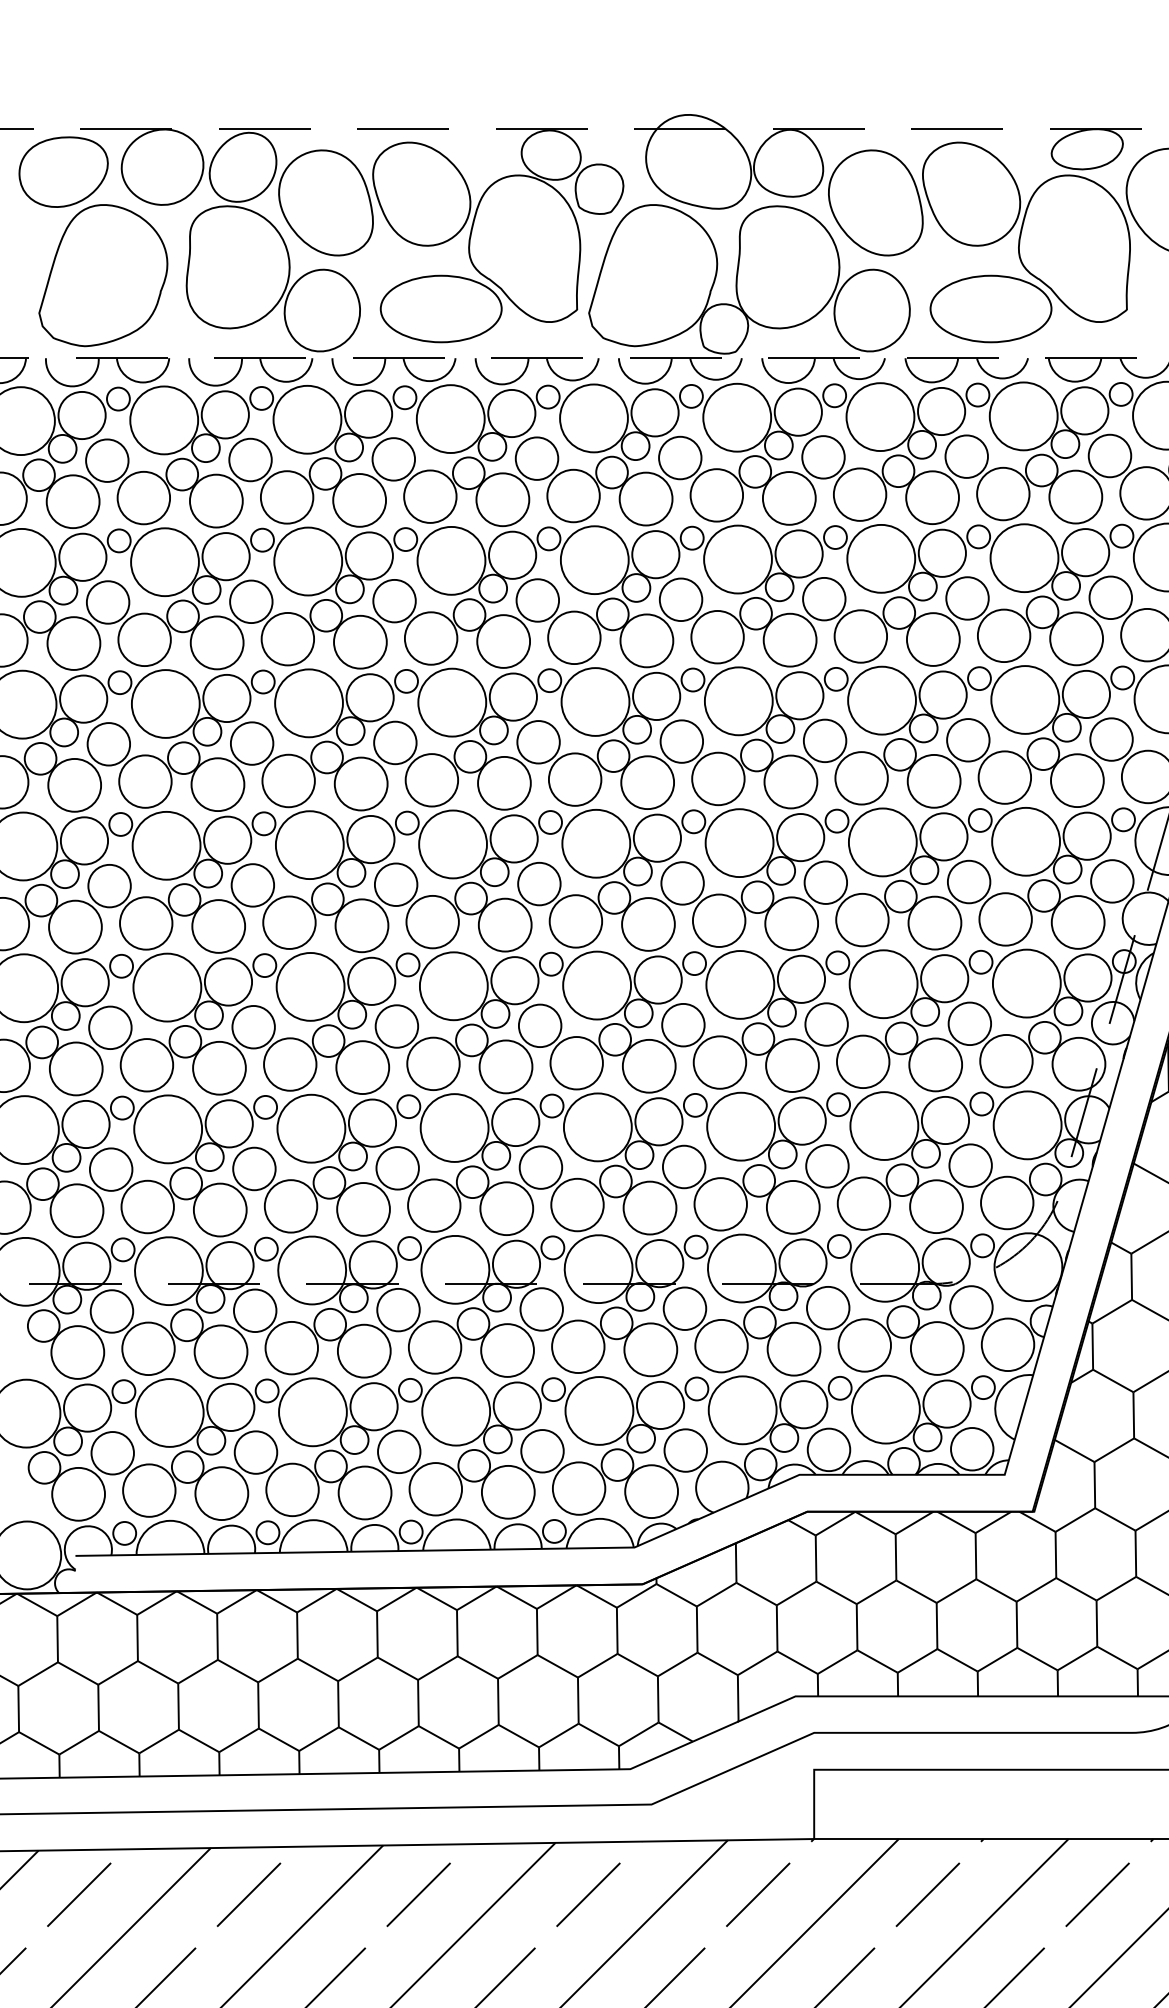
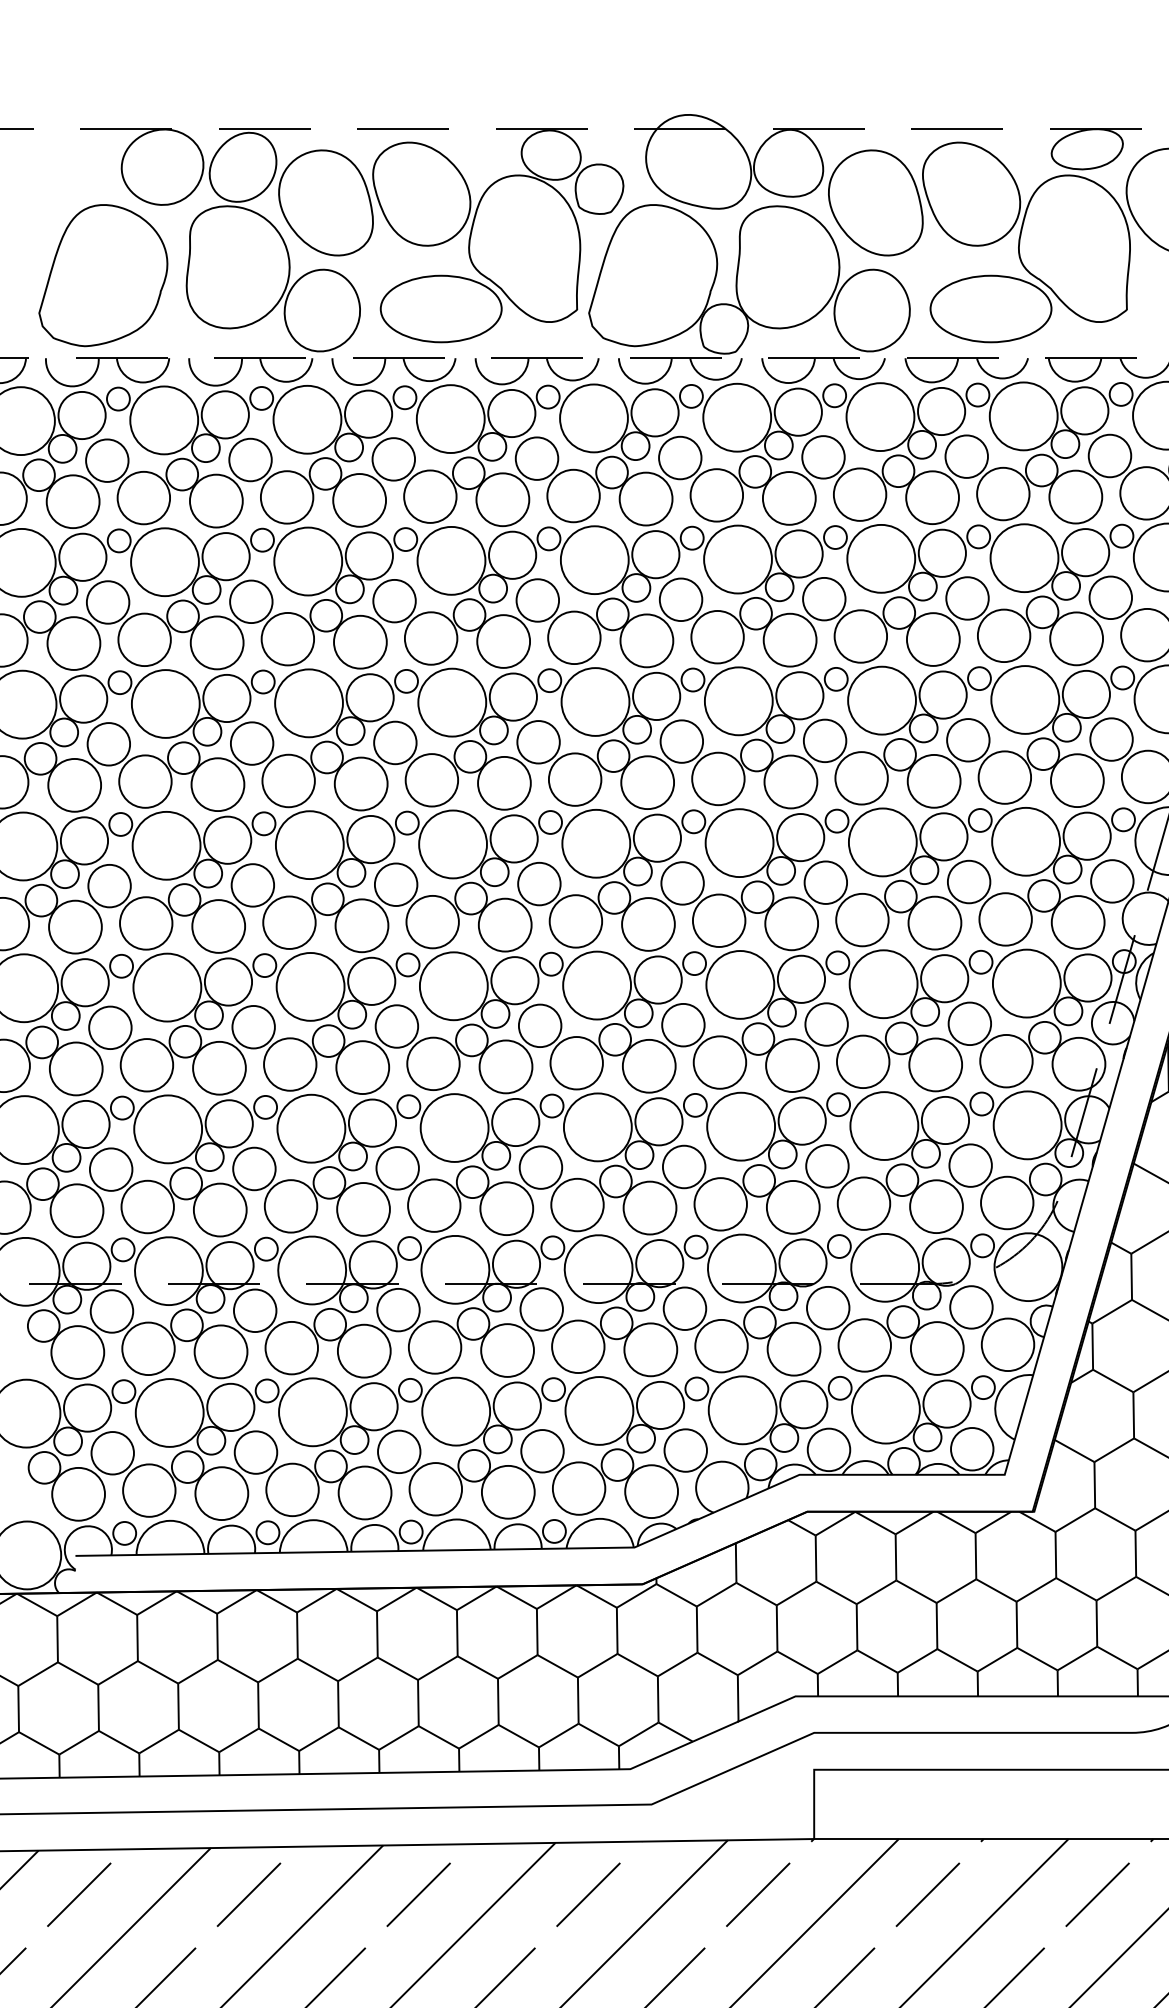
part: present -> none (63, 171)
